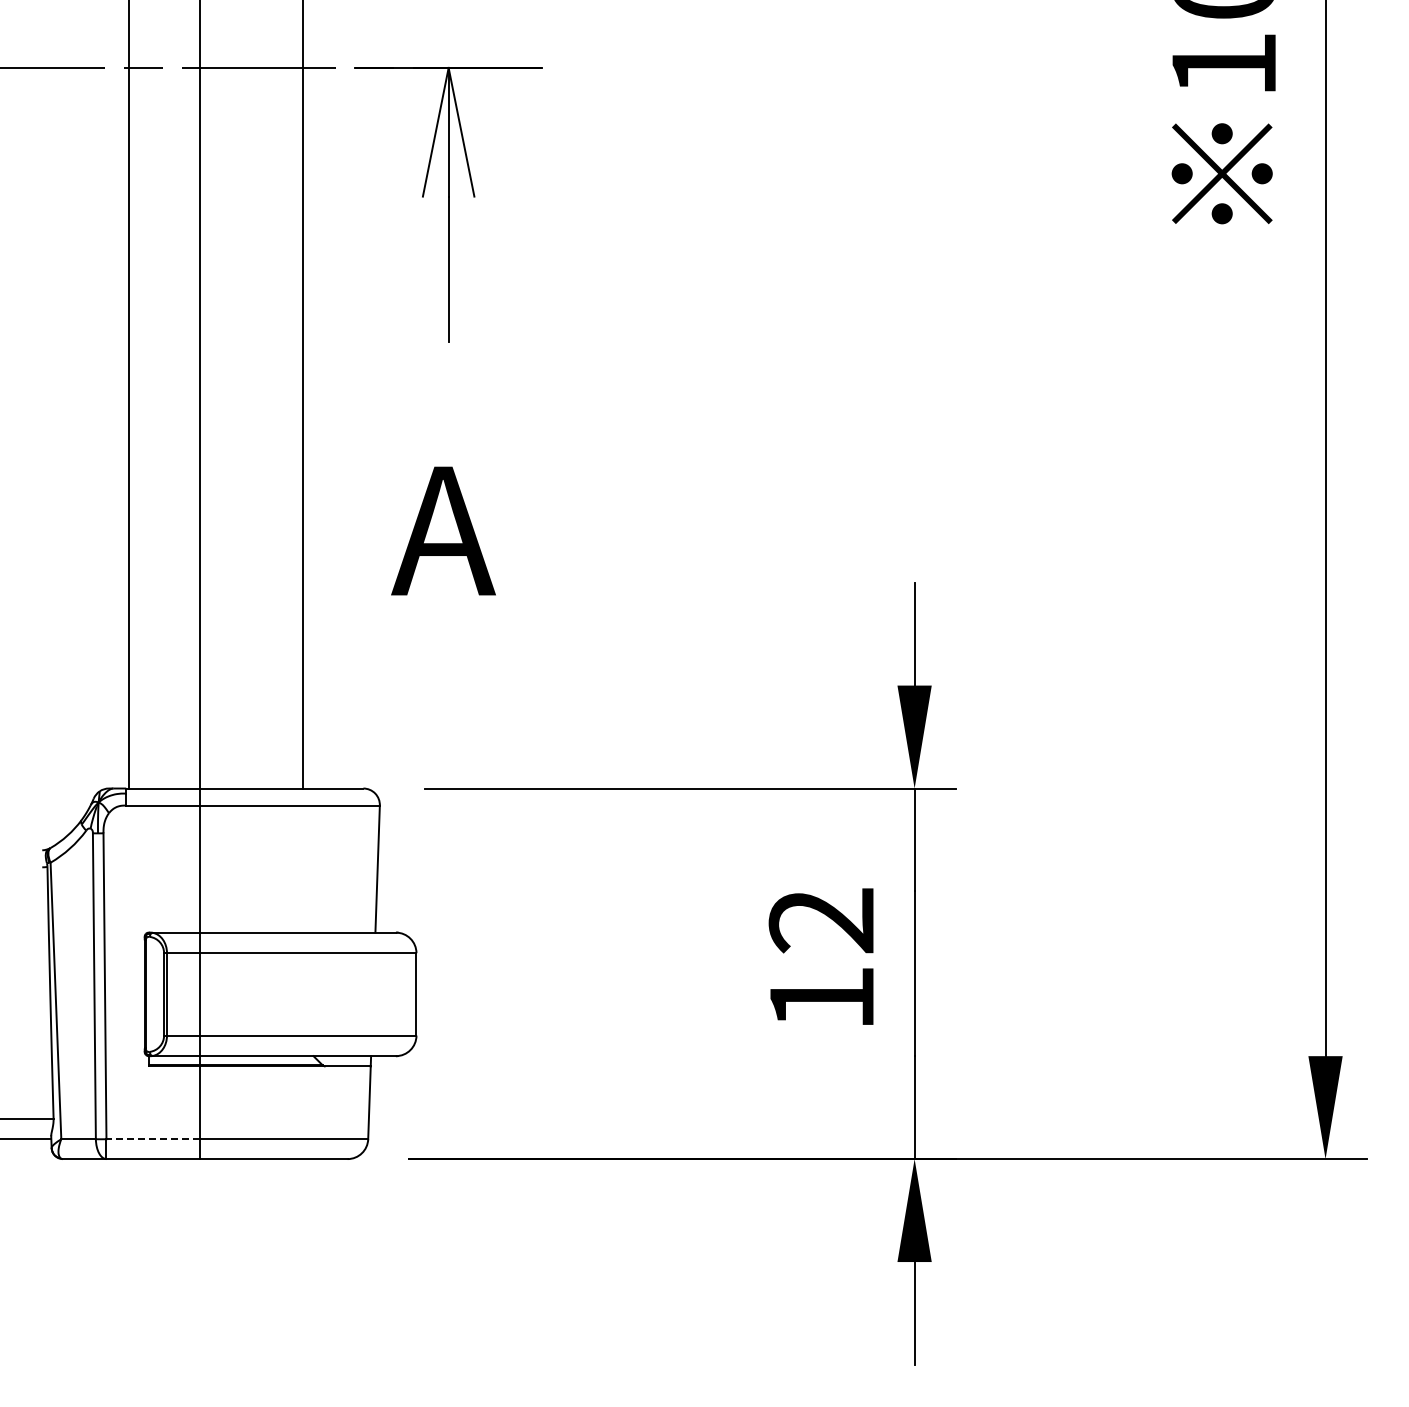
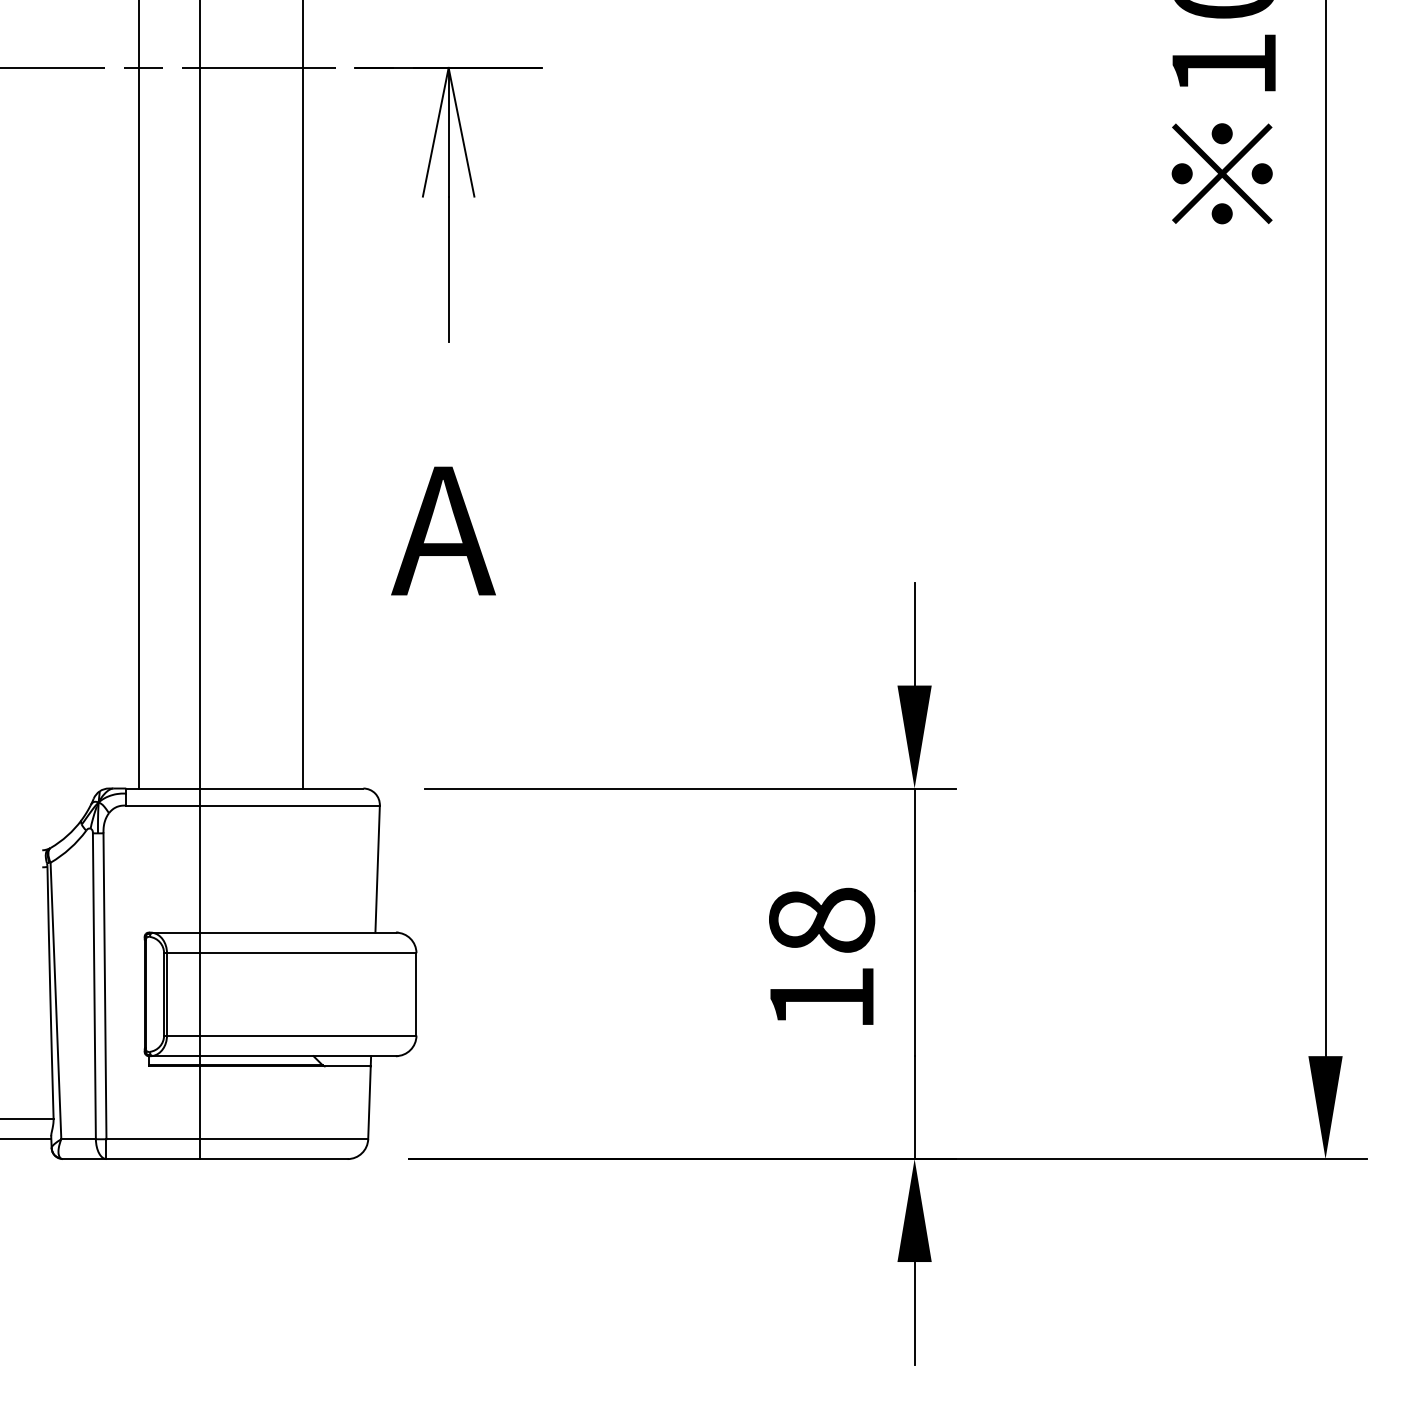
line position: (128, 395) -> (138, 395) (138, 395)
text: 12 -> 18 (821, 920)
line: dashed -> solid (153, 1139)
